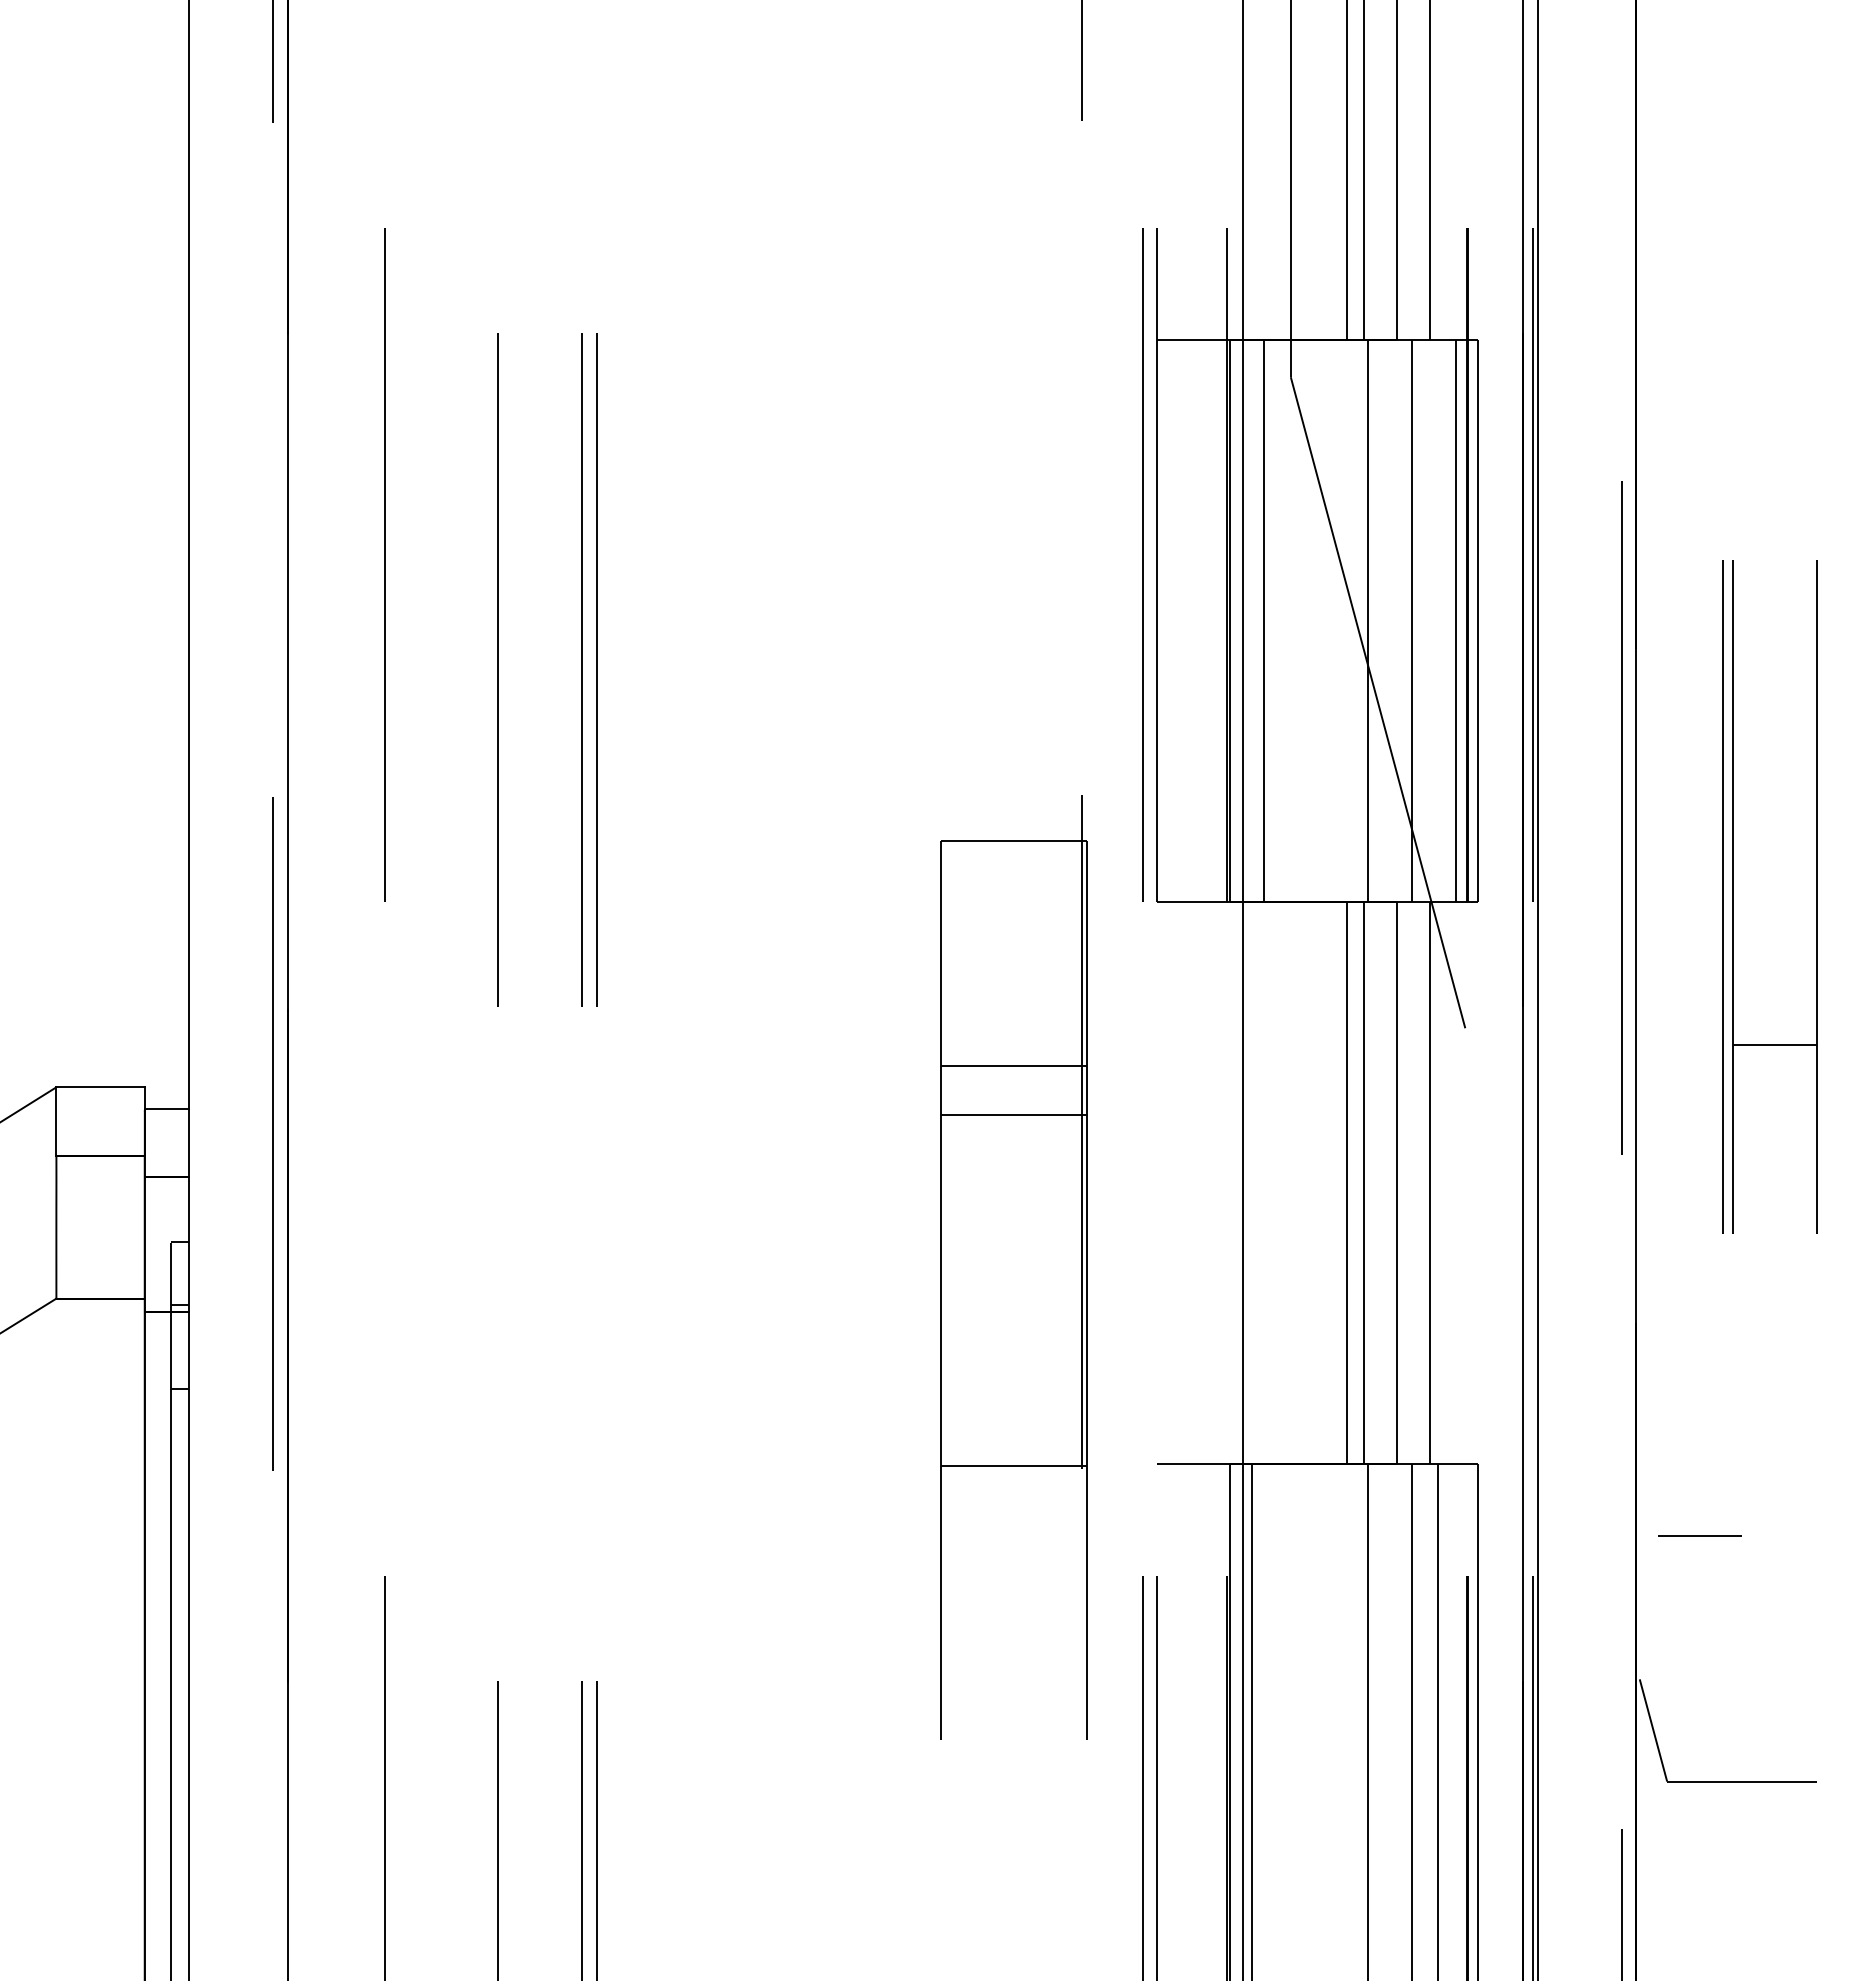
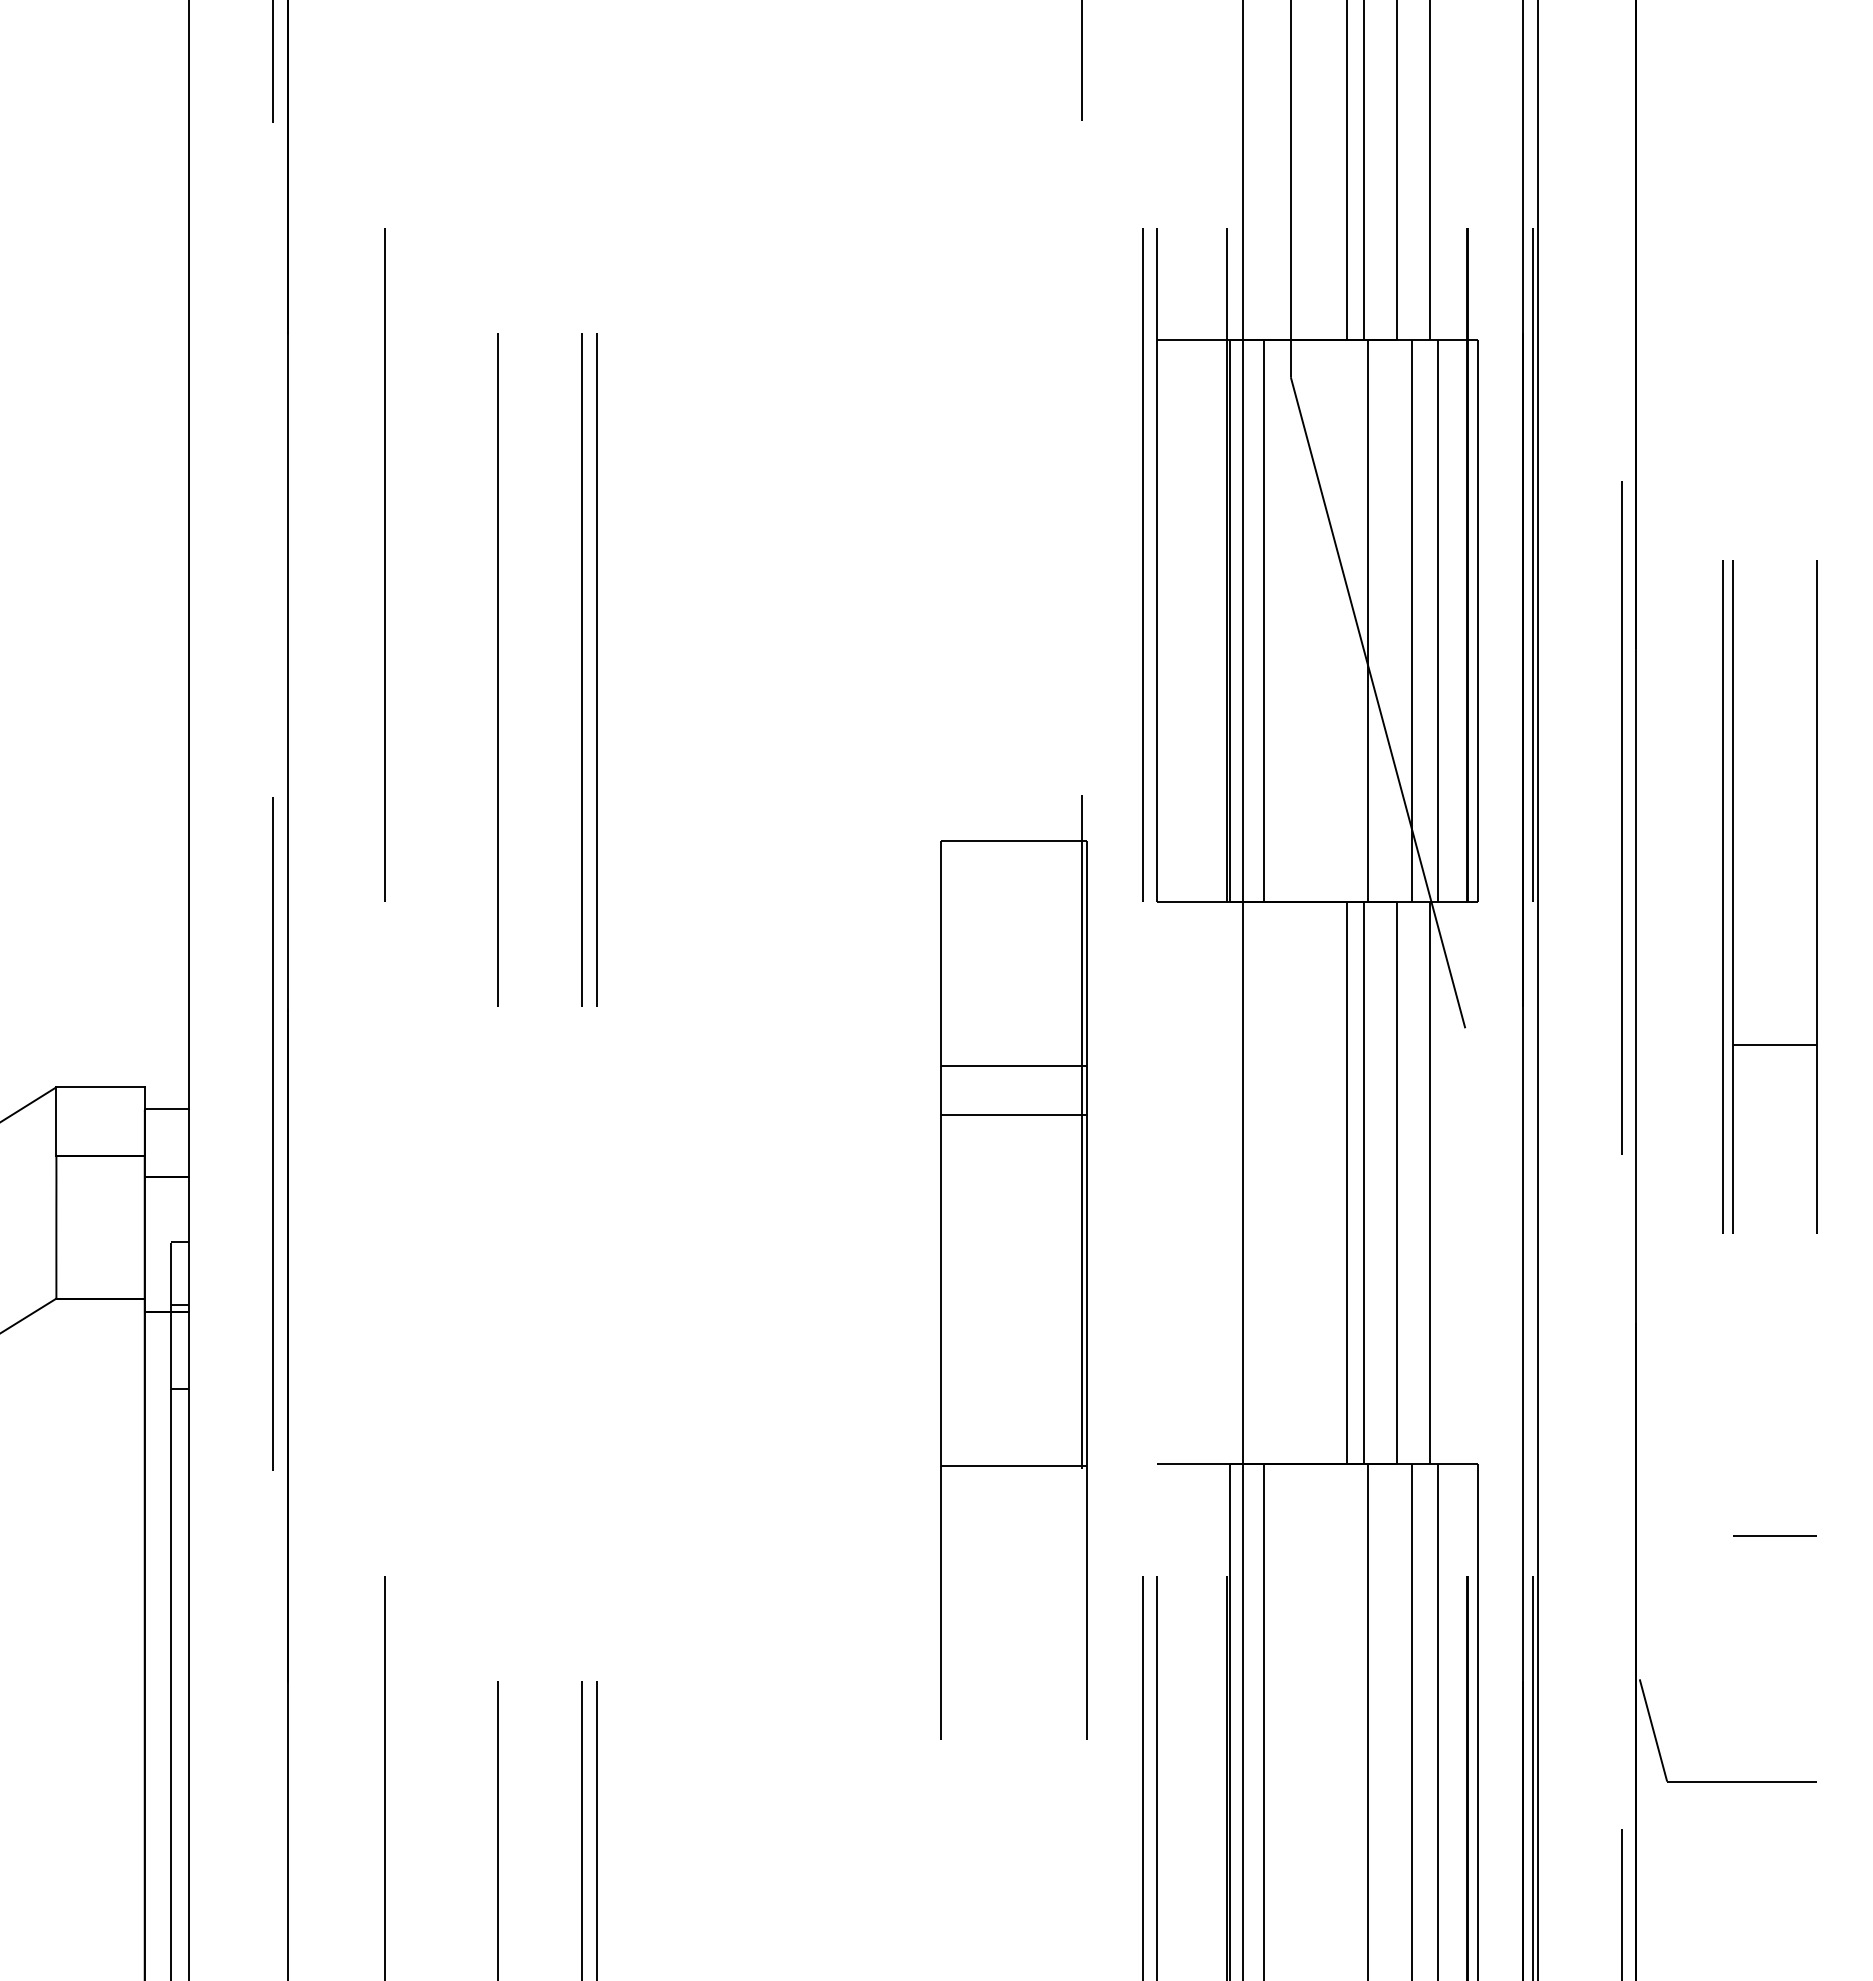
line position: (1456, 621) -> (1438, 621) (1438, 621)
line position: (1699, 1535) -> (1774, 1535) (1774, 1535)
line position: (1251, 1720) -> (1263, 1720) (1263, 1720)
